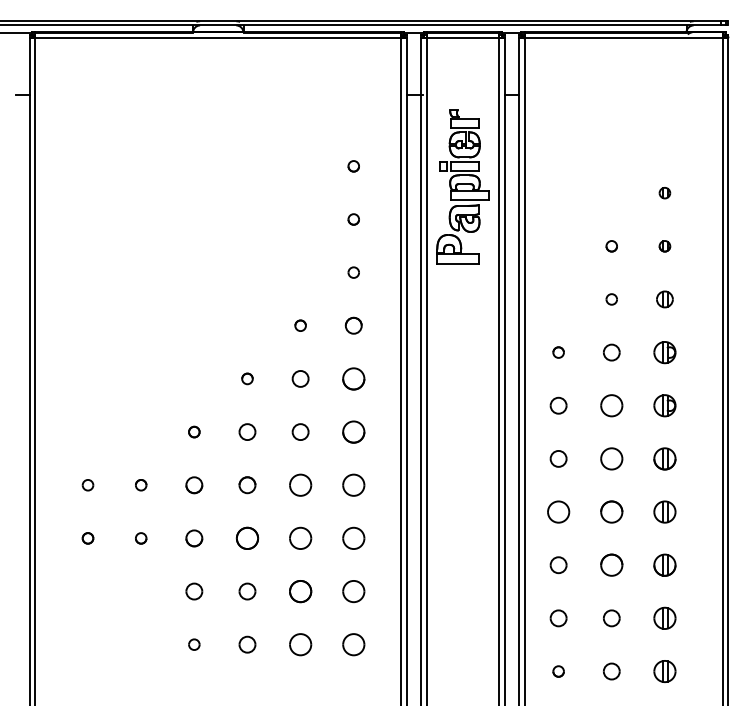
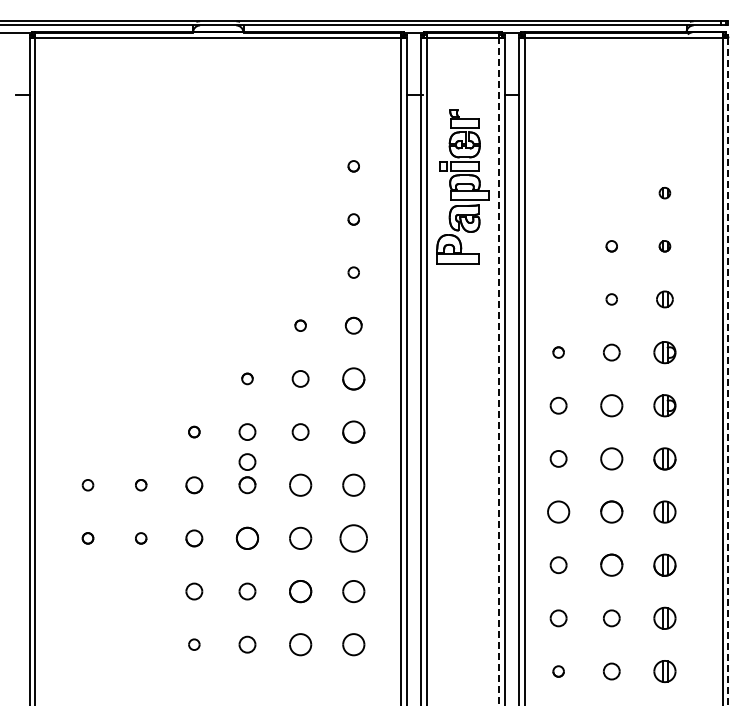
line: solid -> dashed (499, 371)
line: solid -> dashed (728, 372)
part: none -> present (247, 461)
part size: 24x24 px -> 29x29 px (353, 538)
